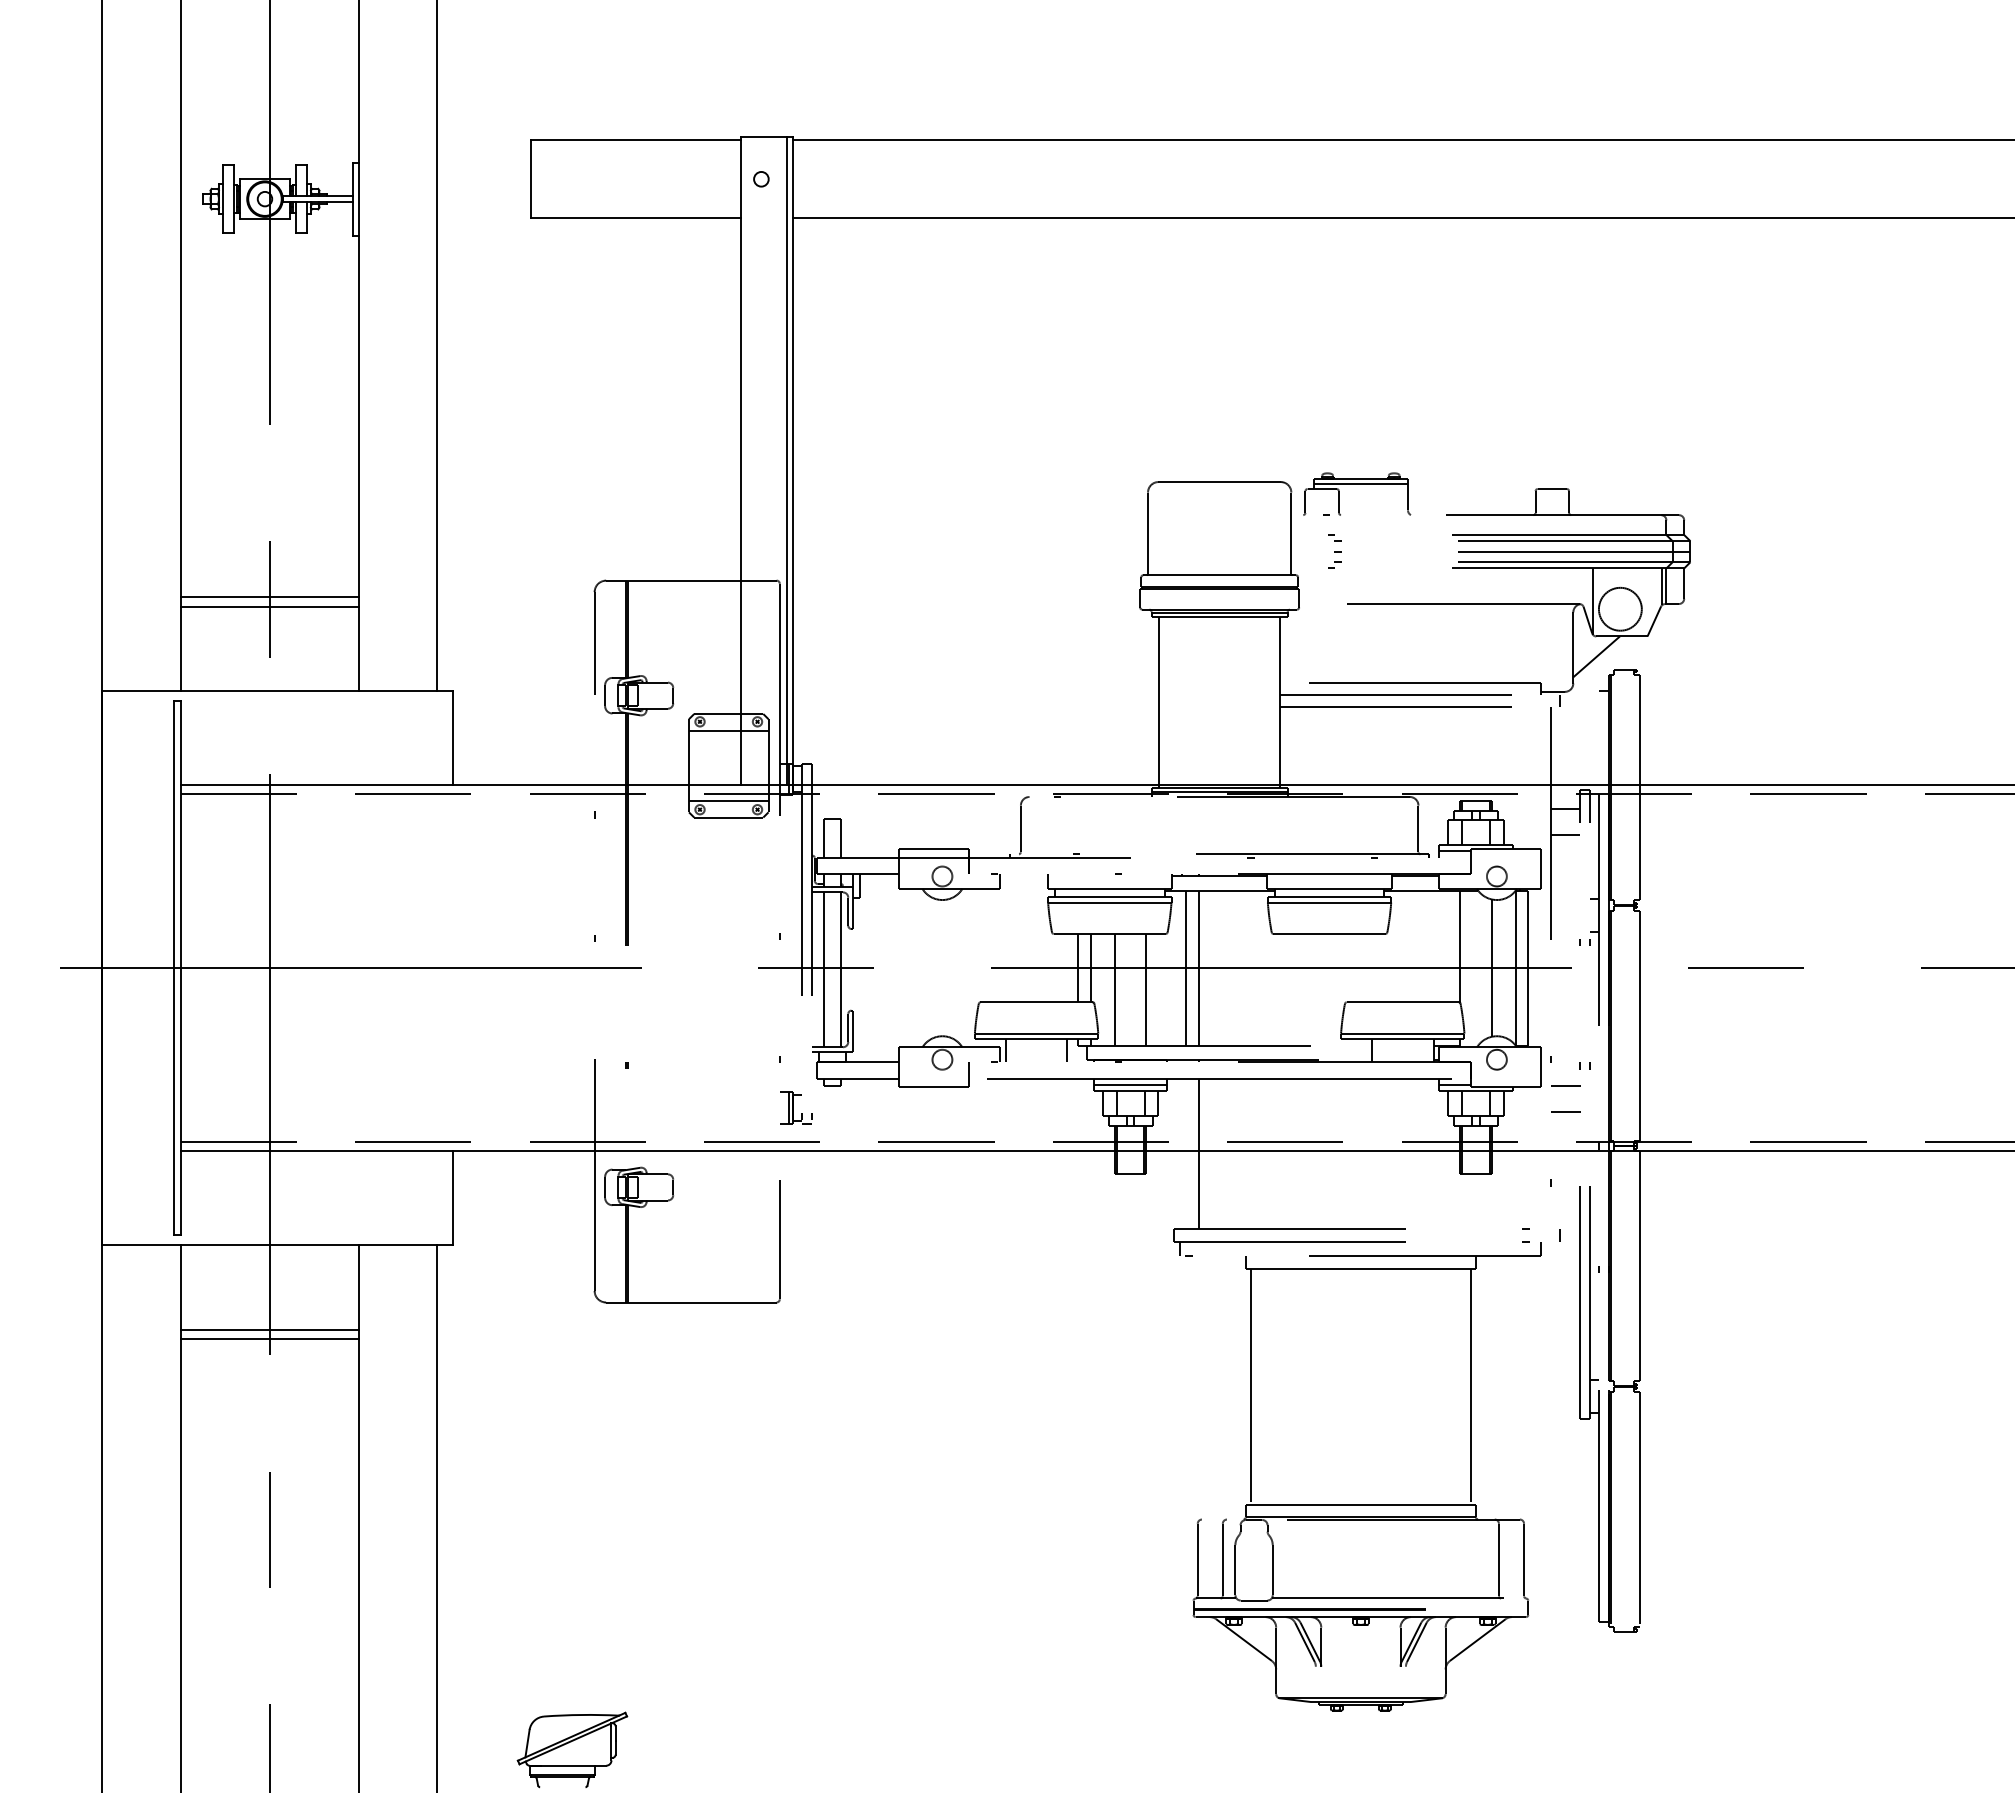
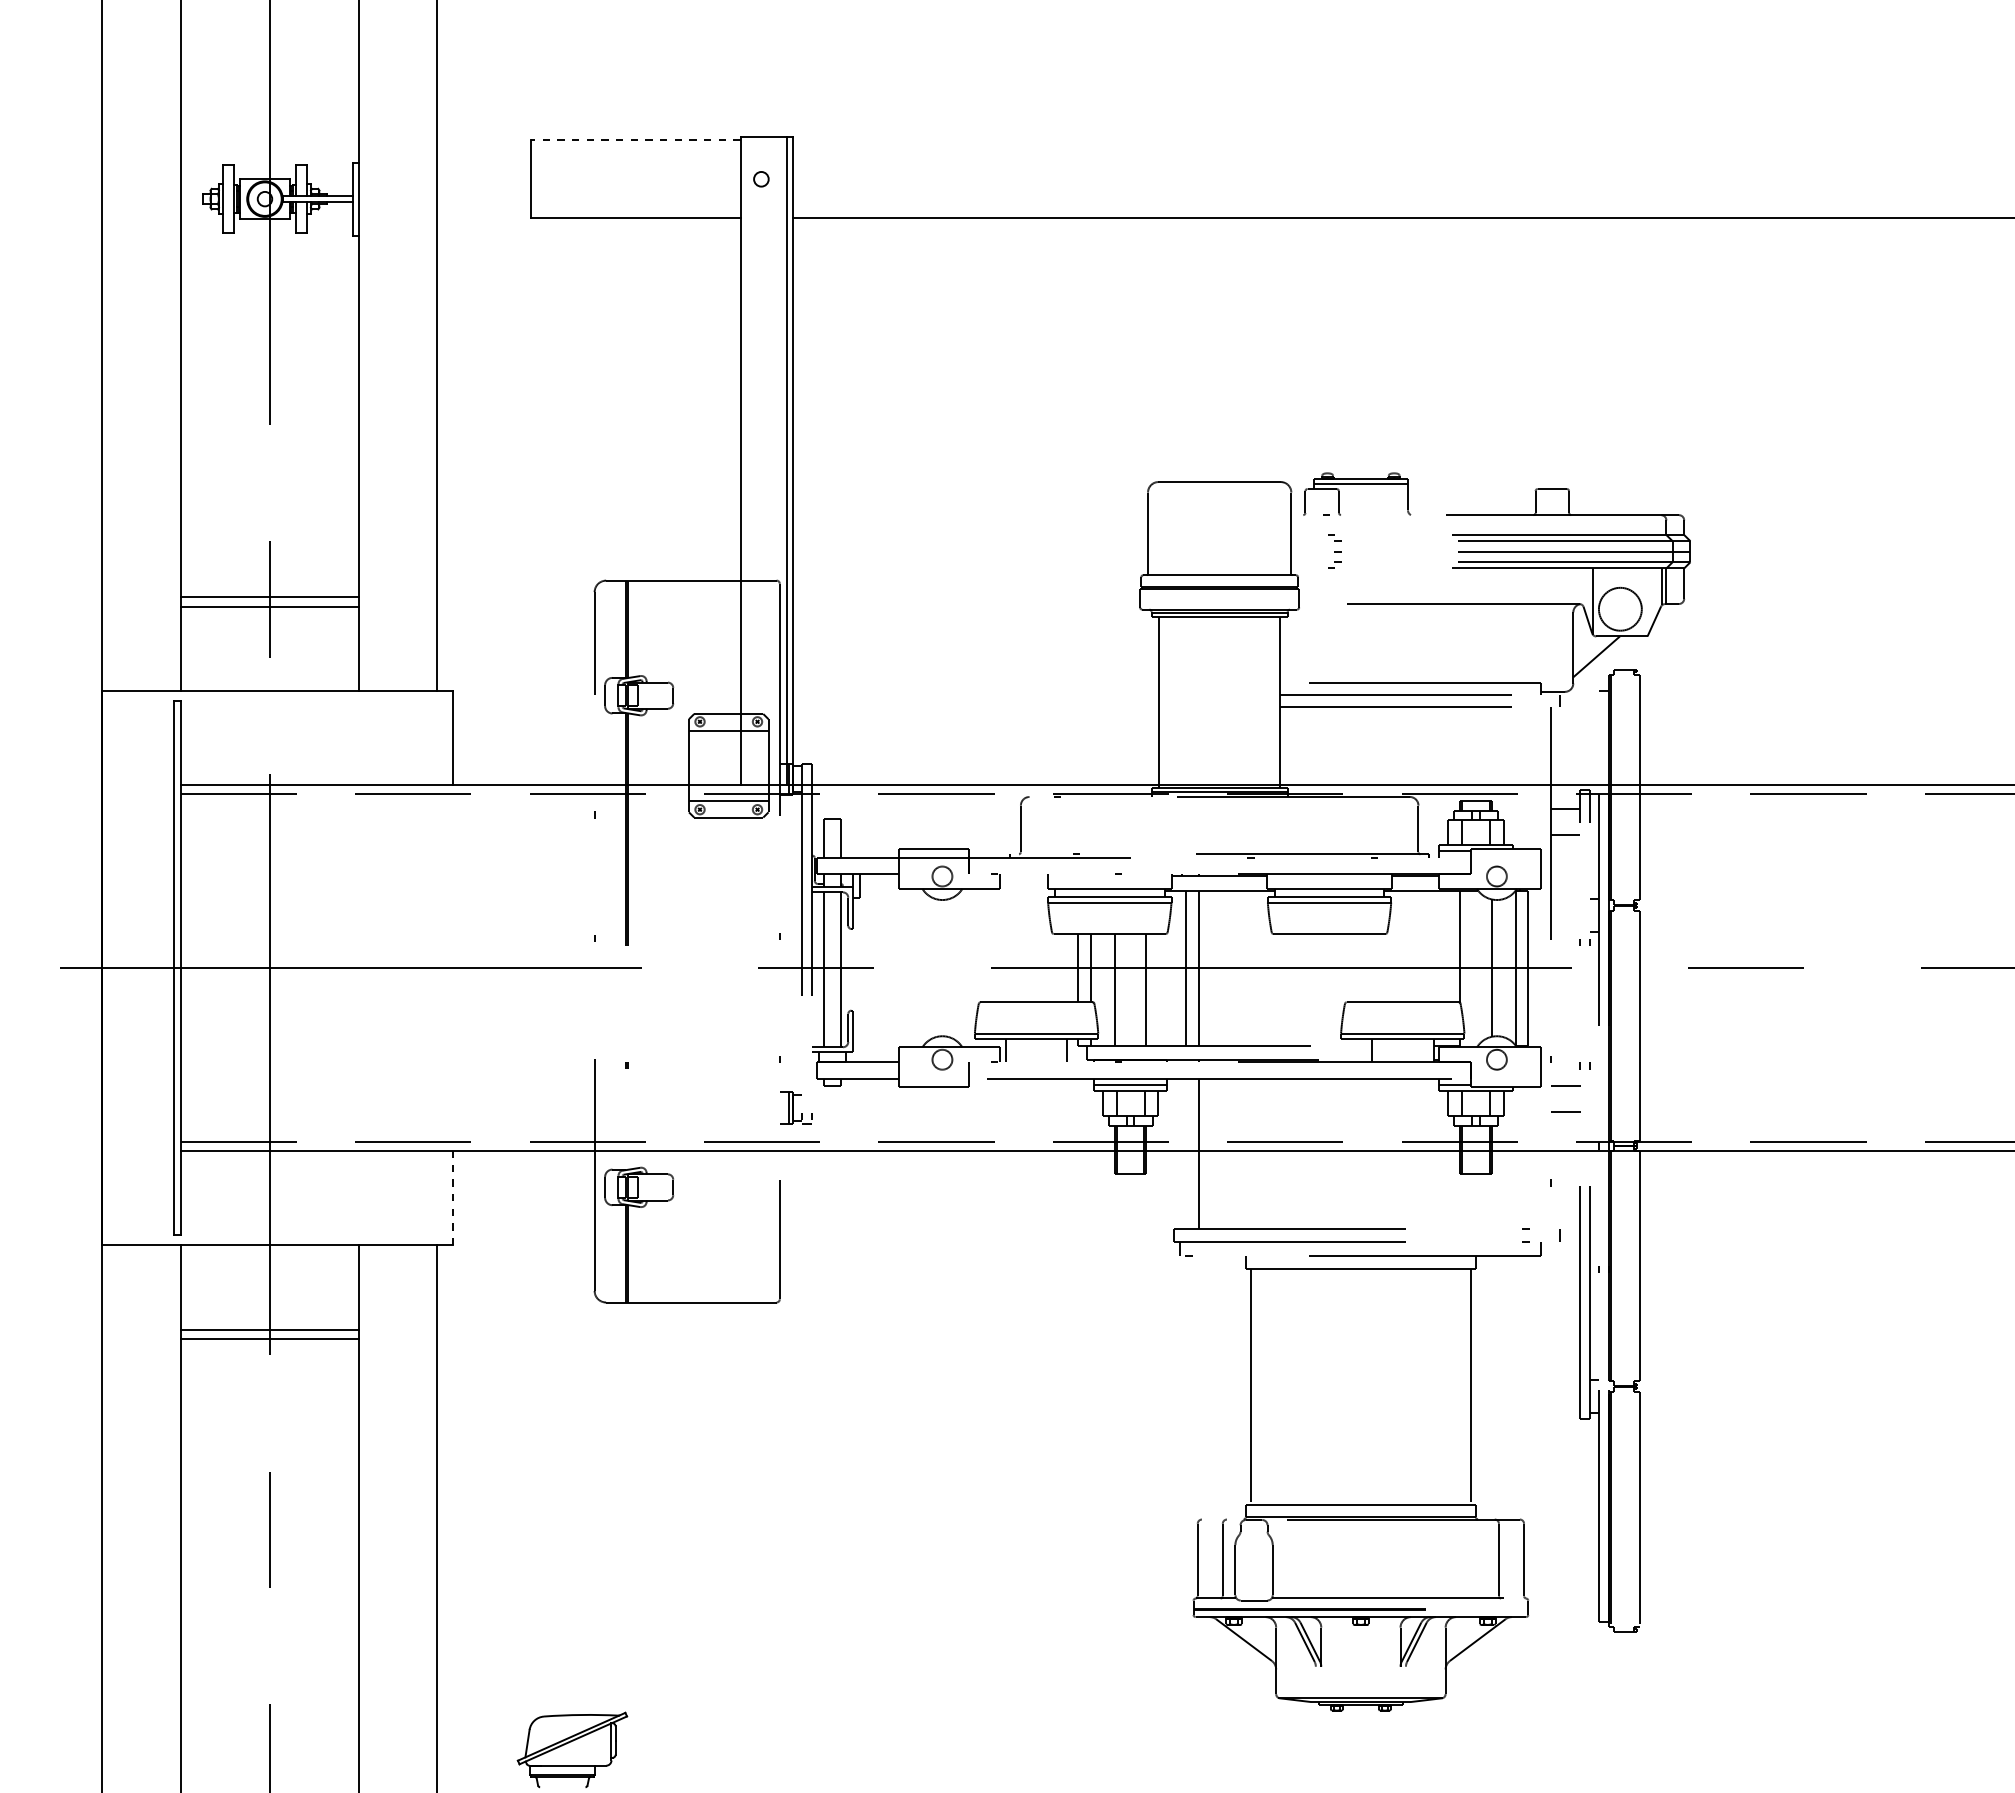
line: solid -> dashed (635, 140)
line: present -> none (1401, 140)
line: solid -> dashed (452, 1197)
